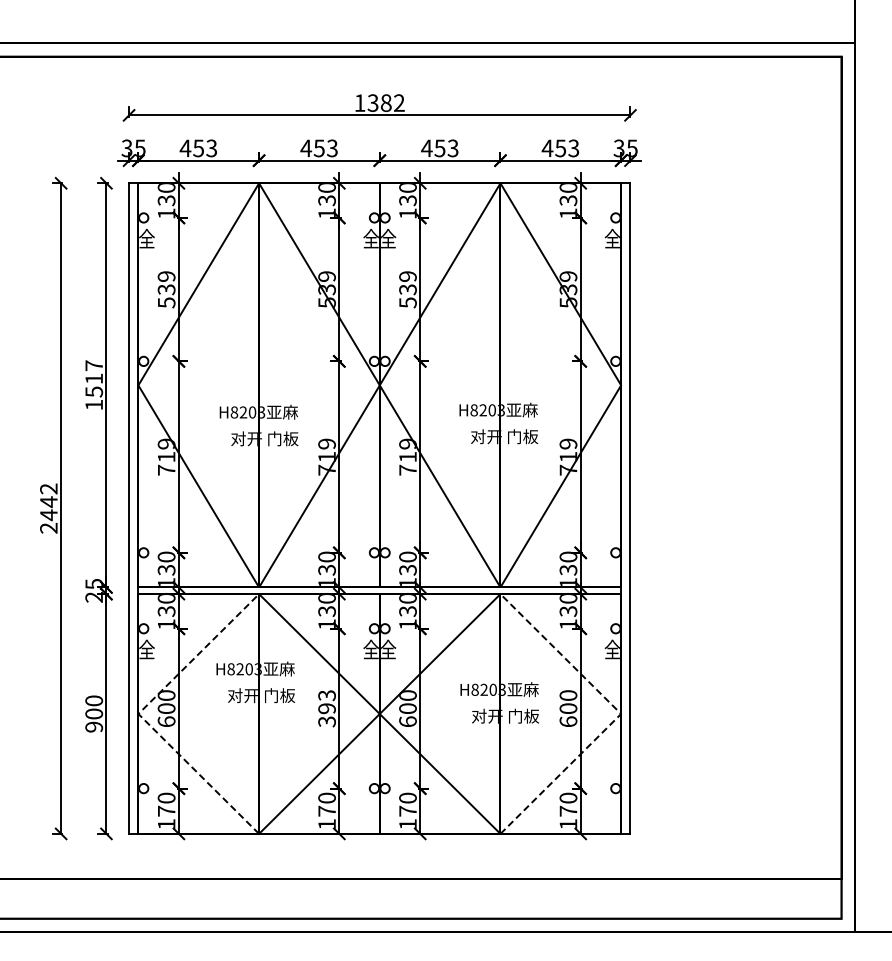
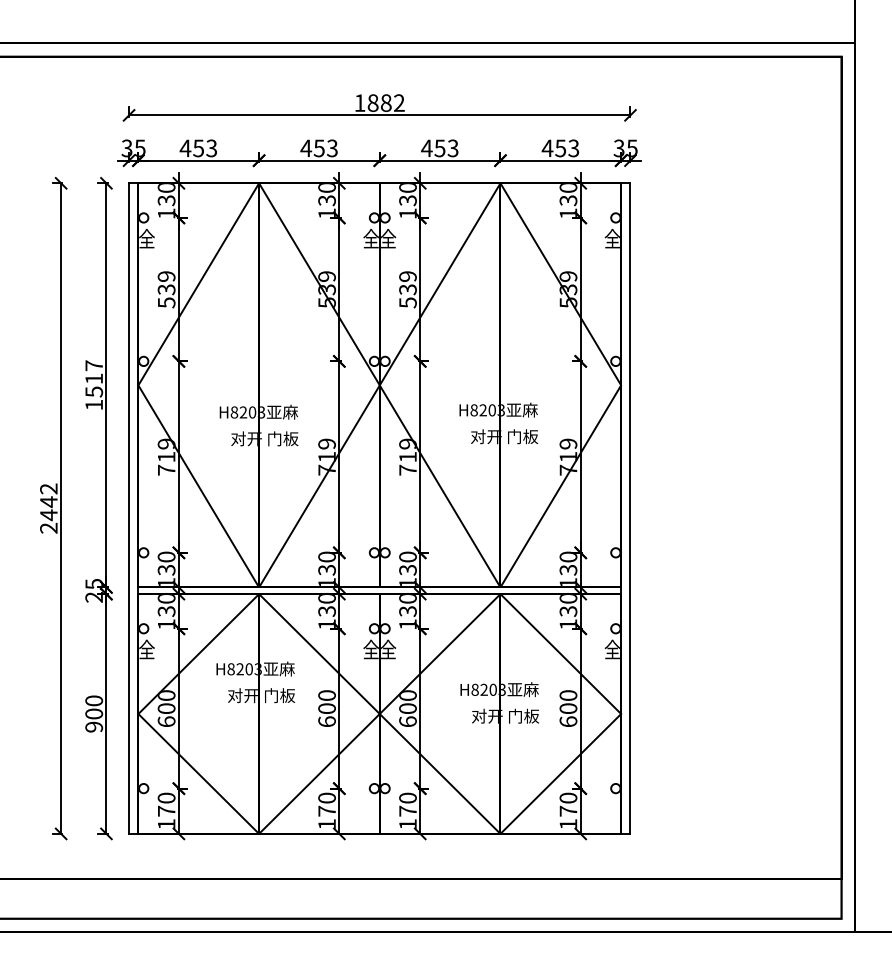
text: 1382 -> 1882 (372, 102)
text: 393 -> 600 (326, 708)
line: dashed -> solid (138, 714)
line: dashed -> solid (621, 714)
